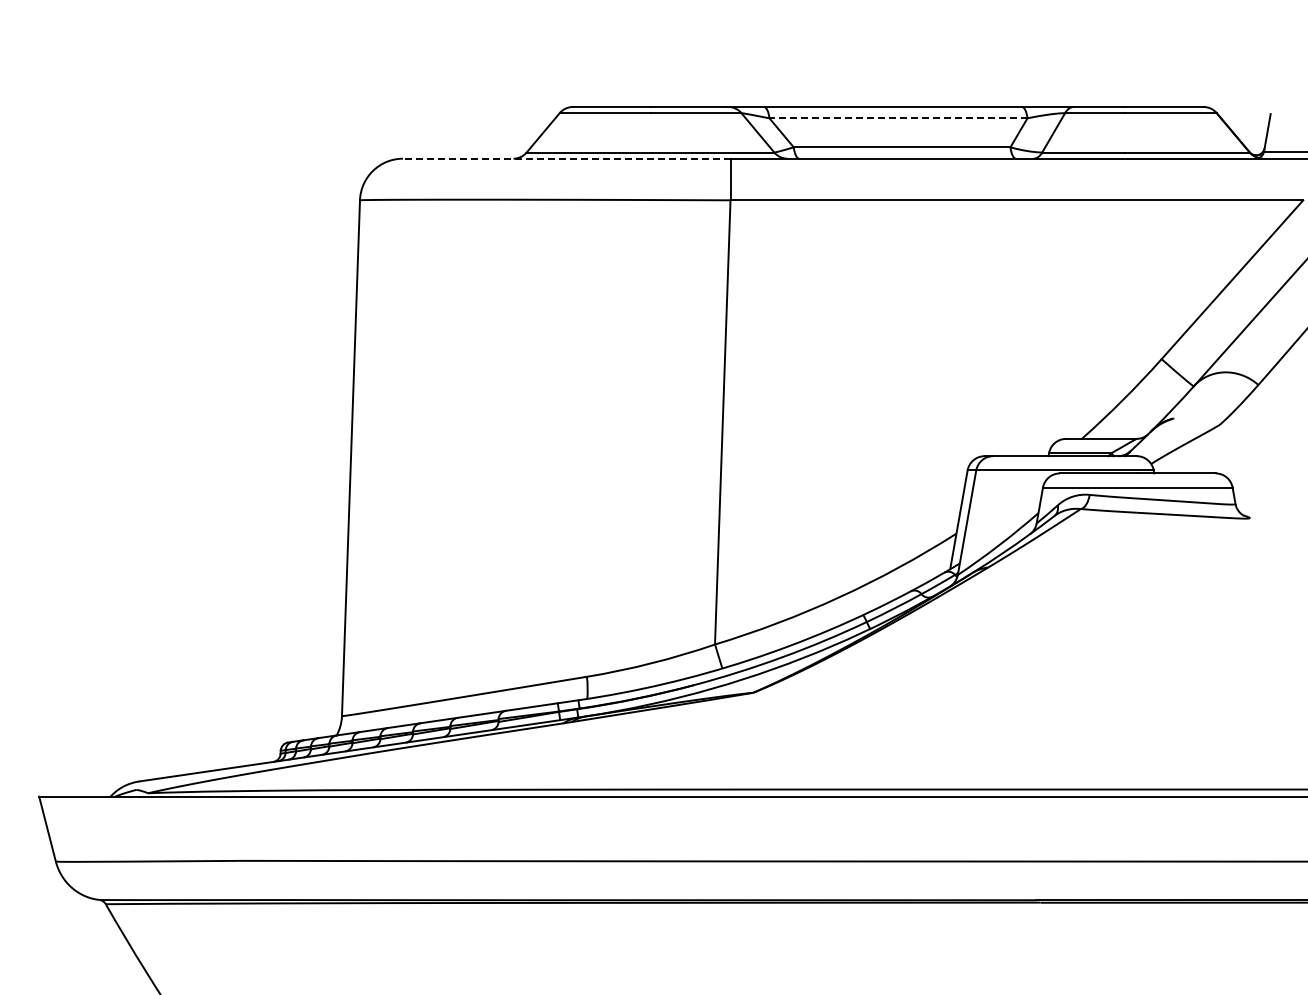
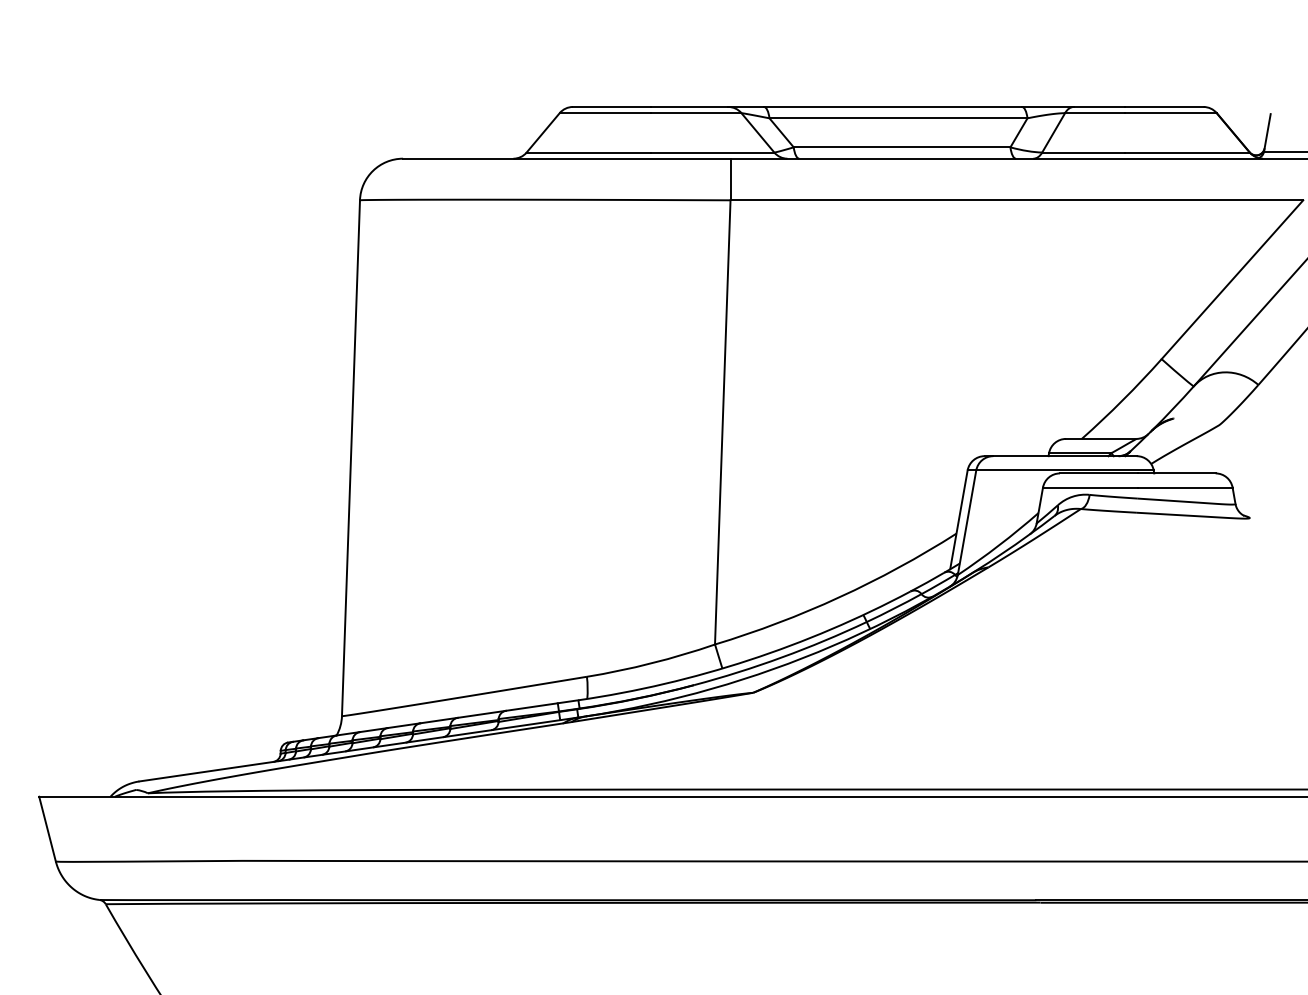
line: dashed -> solid (898, 118)
line: dashed -> solid (566, 158)
